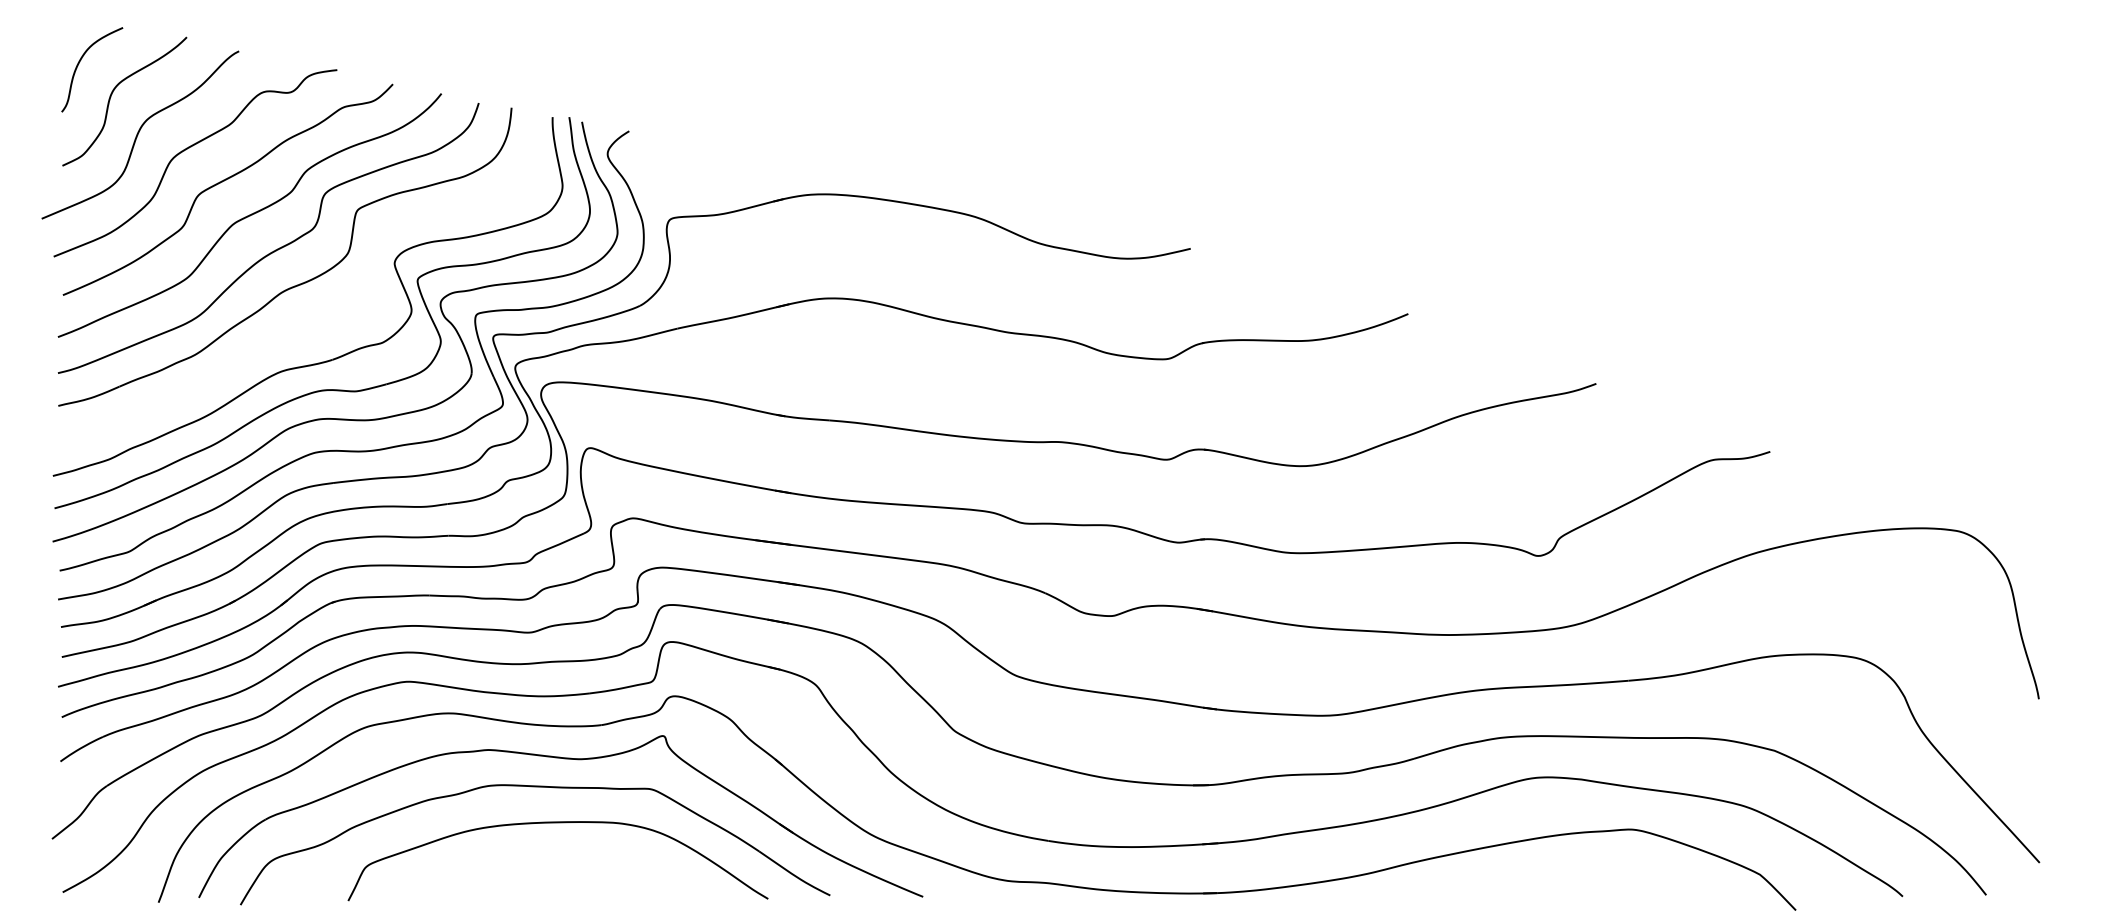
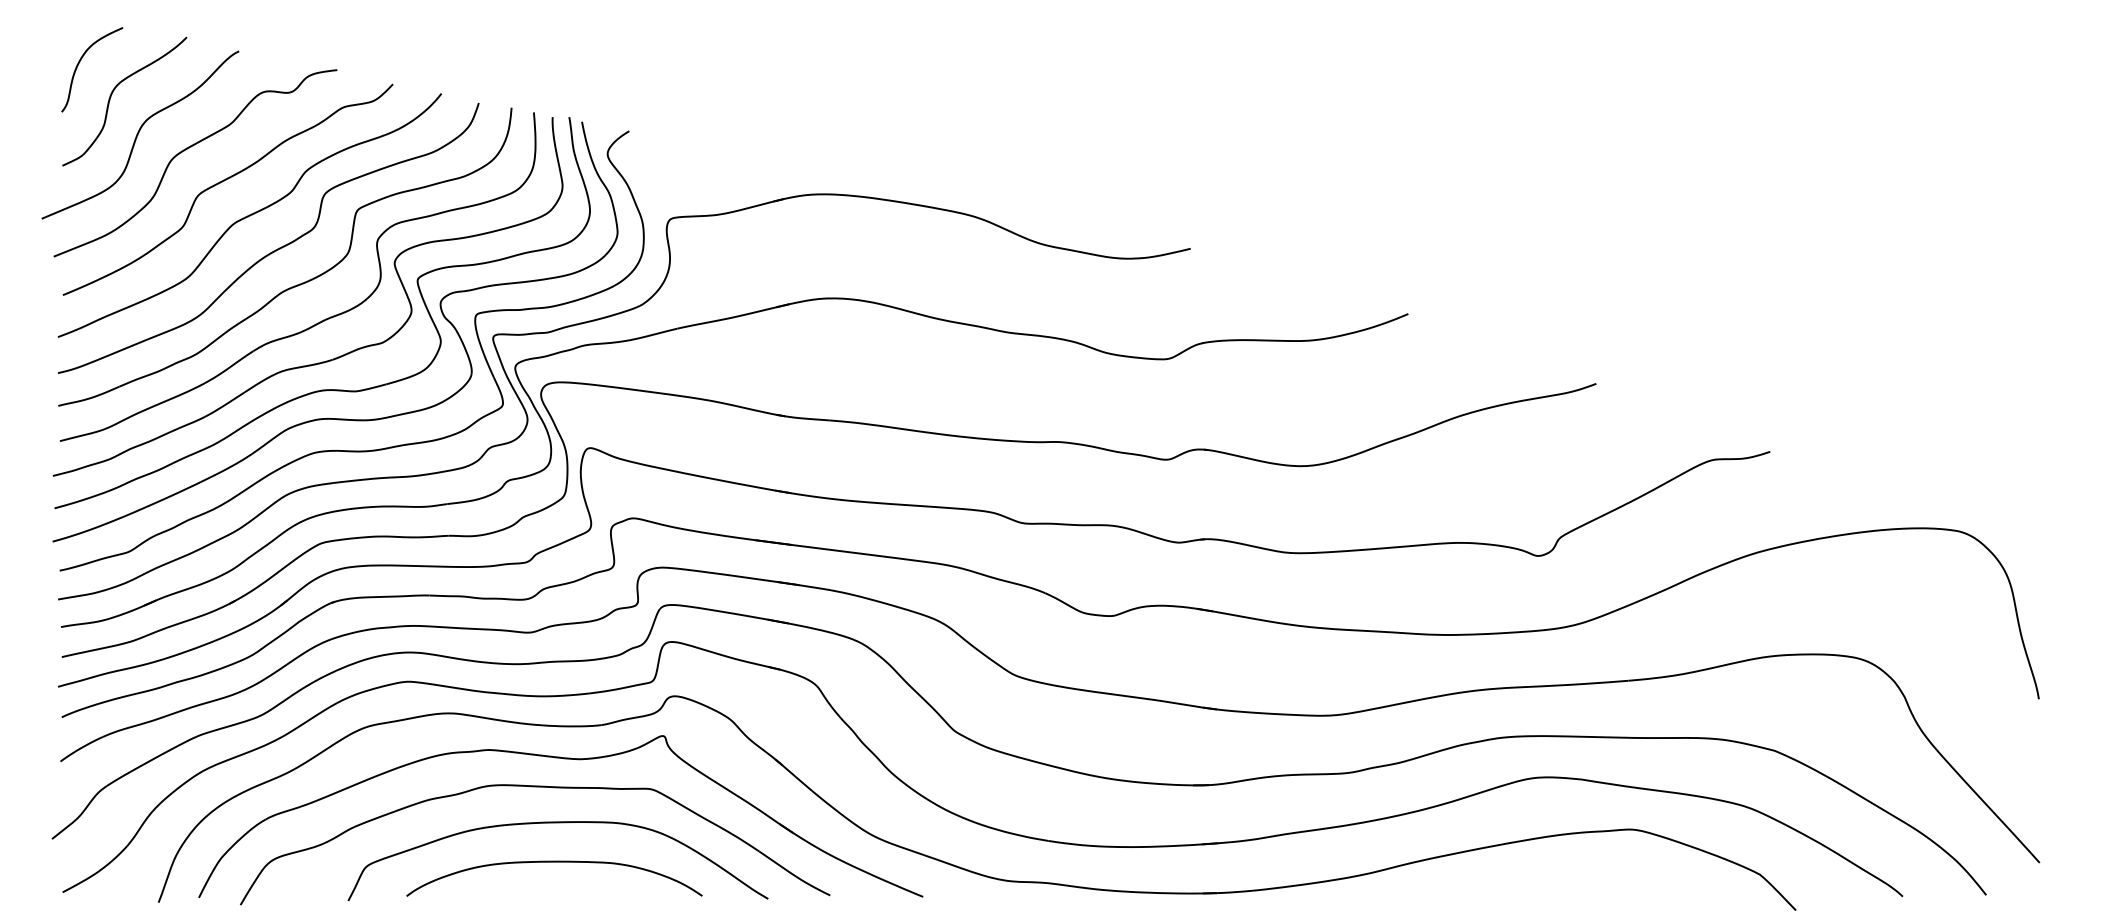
part: none -> present (319, 321)
curve: none -> present (554, 862)
